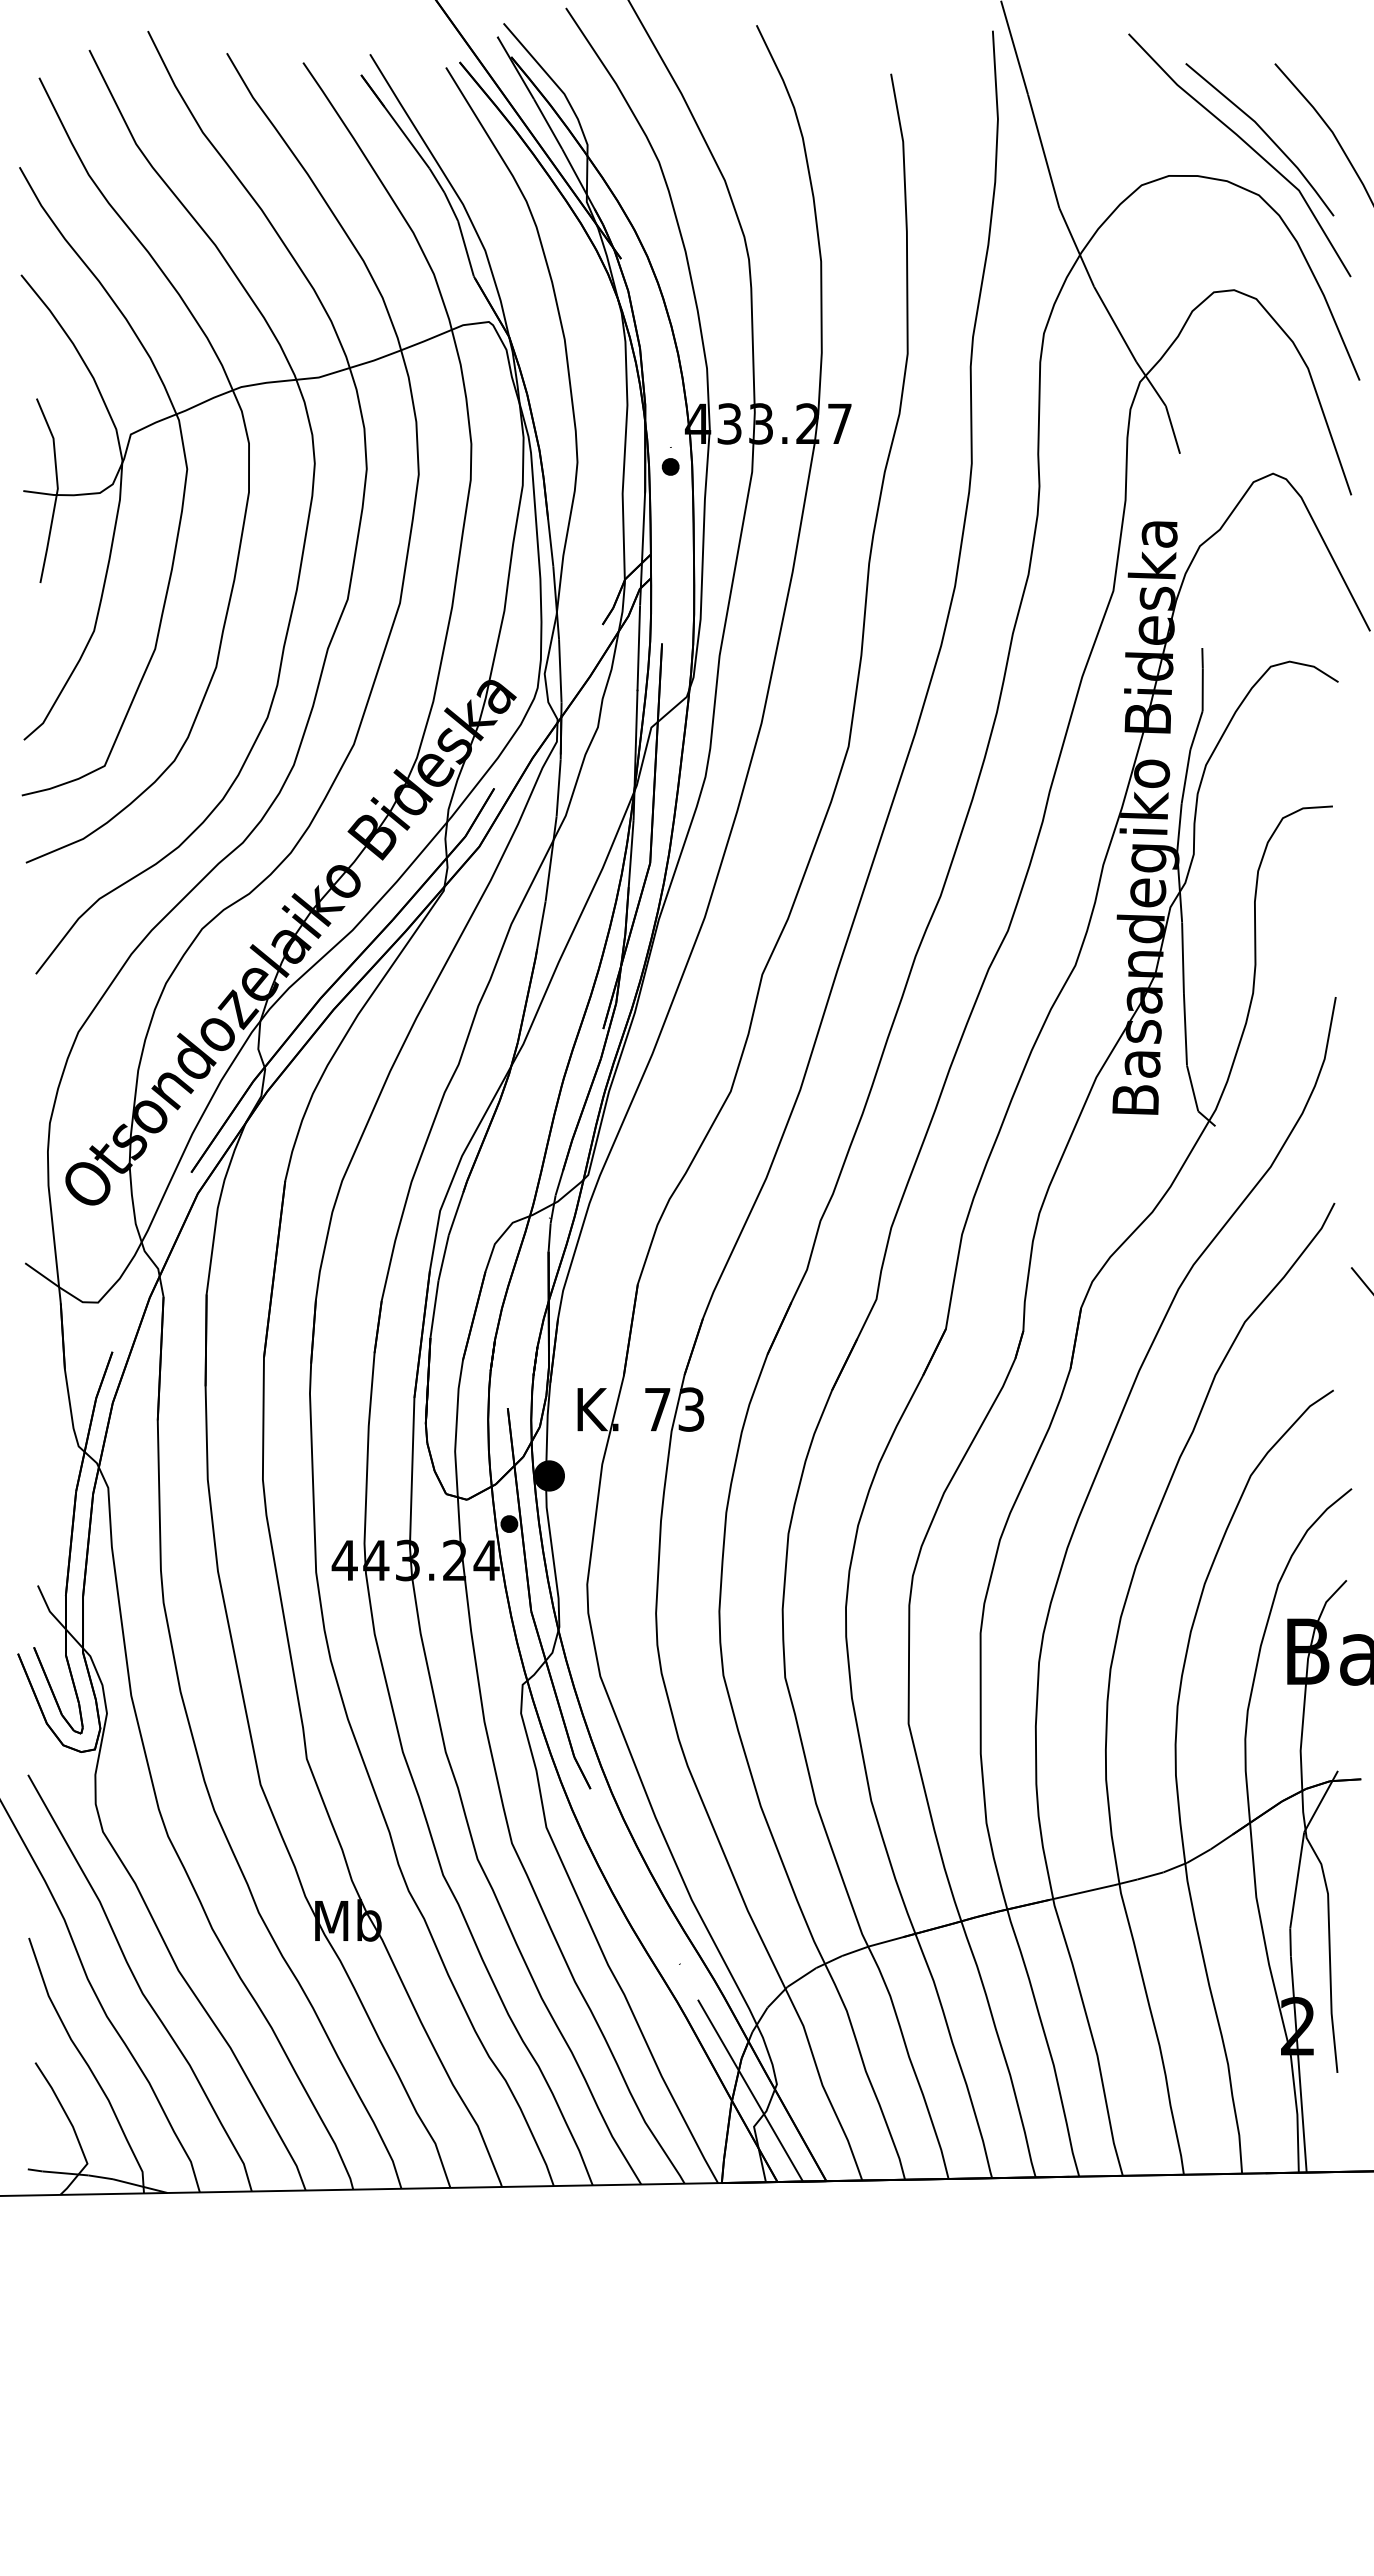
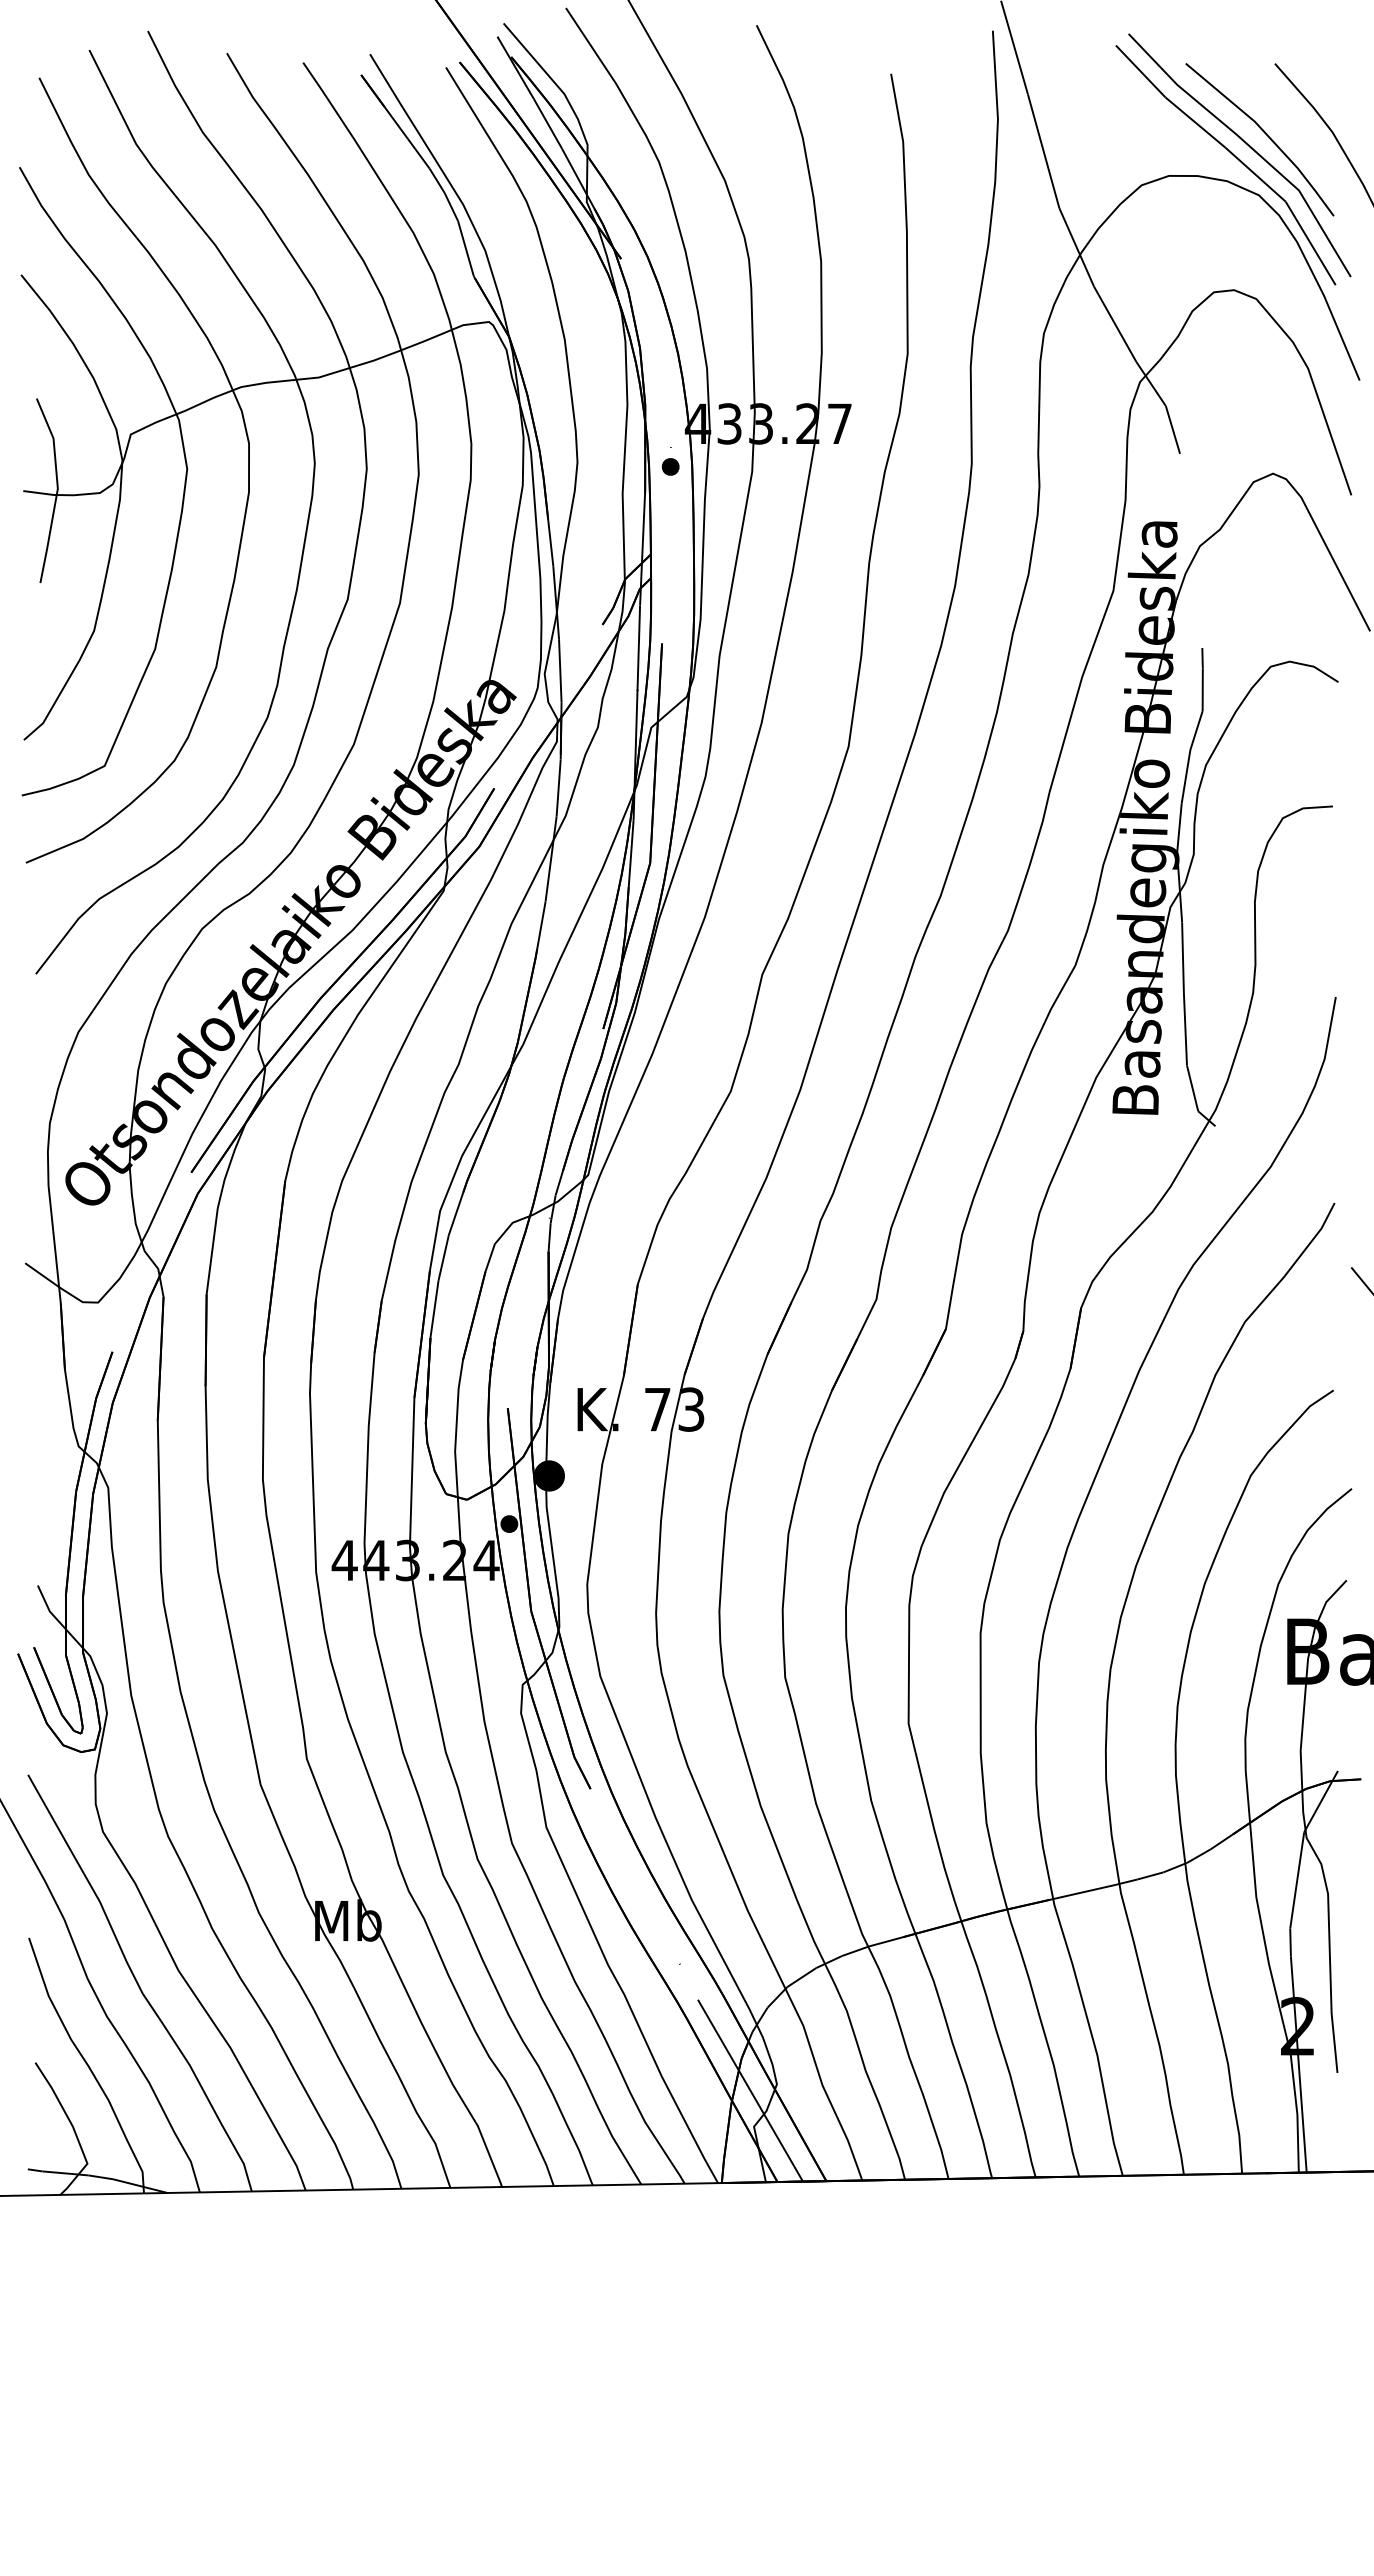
line: none -> present (1233, 156)
